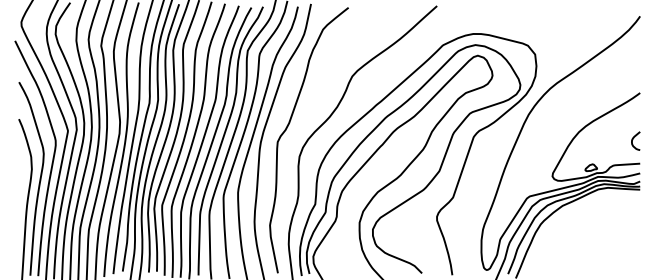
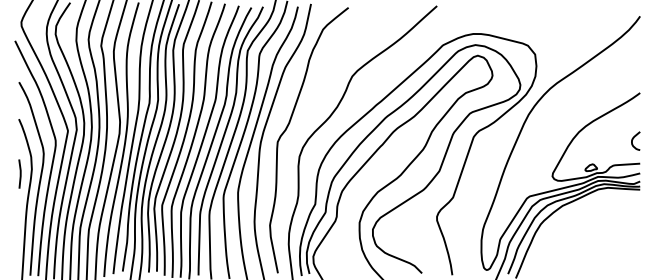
line: none -> present (19, 173)
